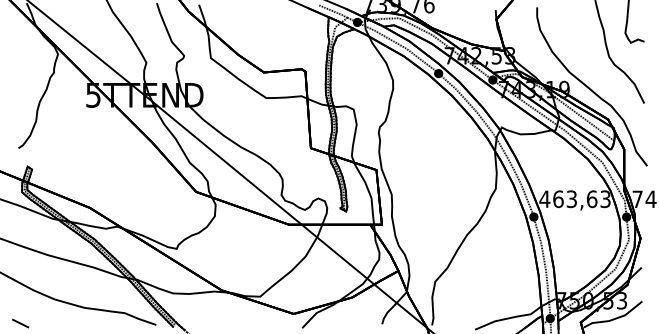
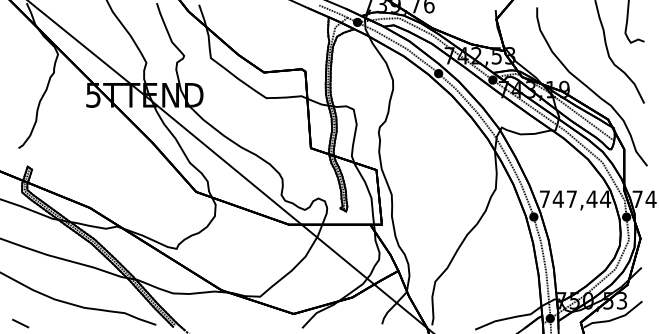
text: 463,63 -> 747,44 (575, 199)
